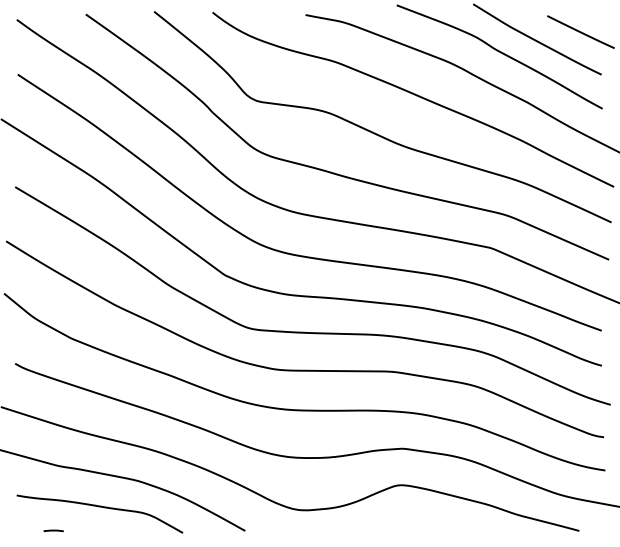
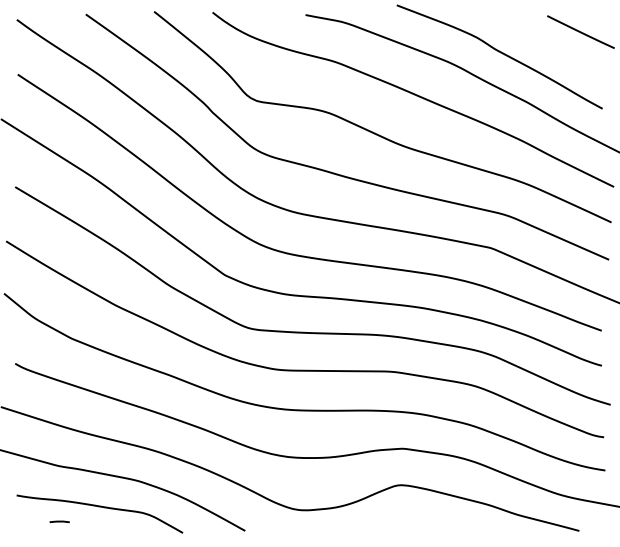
curve: present -> none (536, 39)
line position: (53, 530) -> (59, 521) (59, 521)
